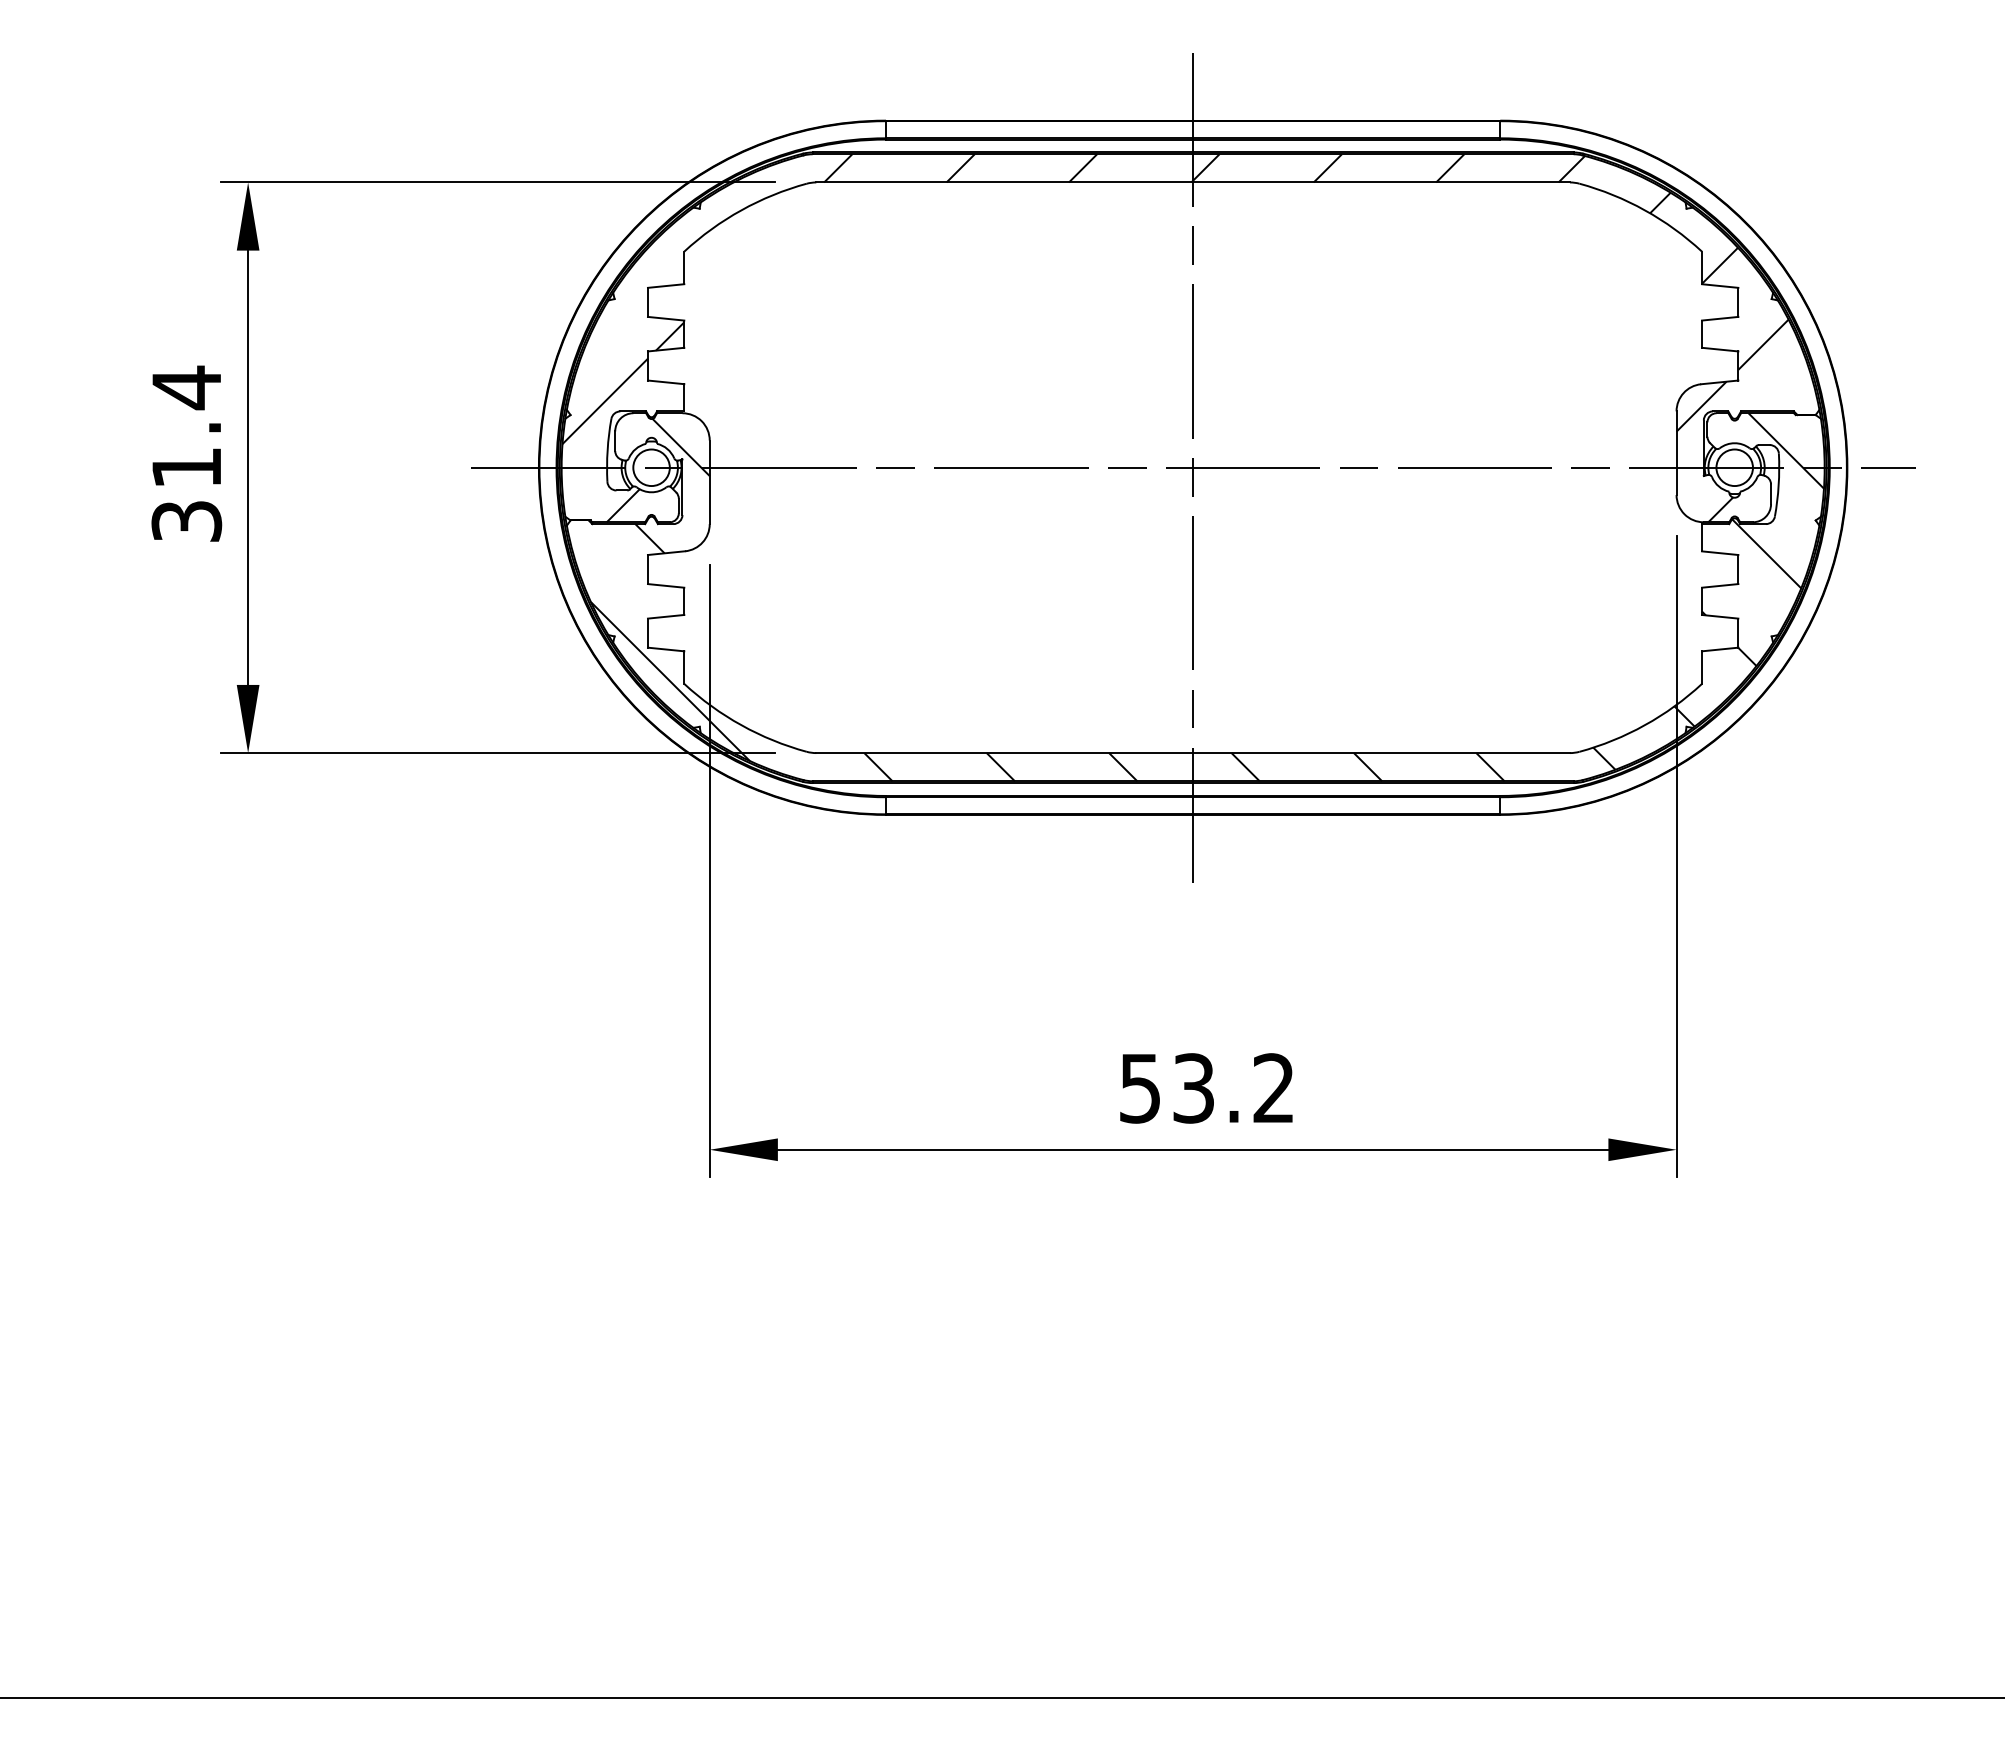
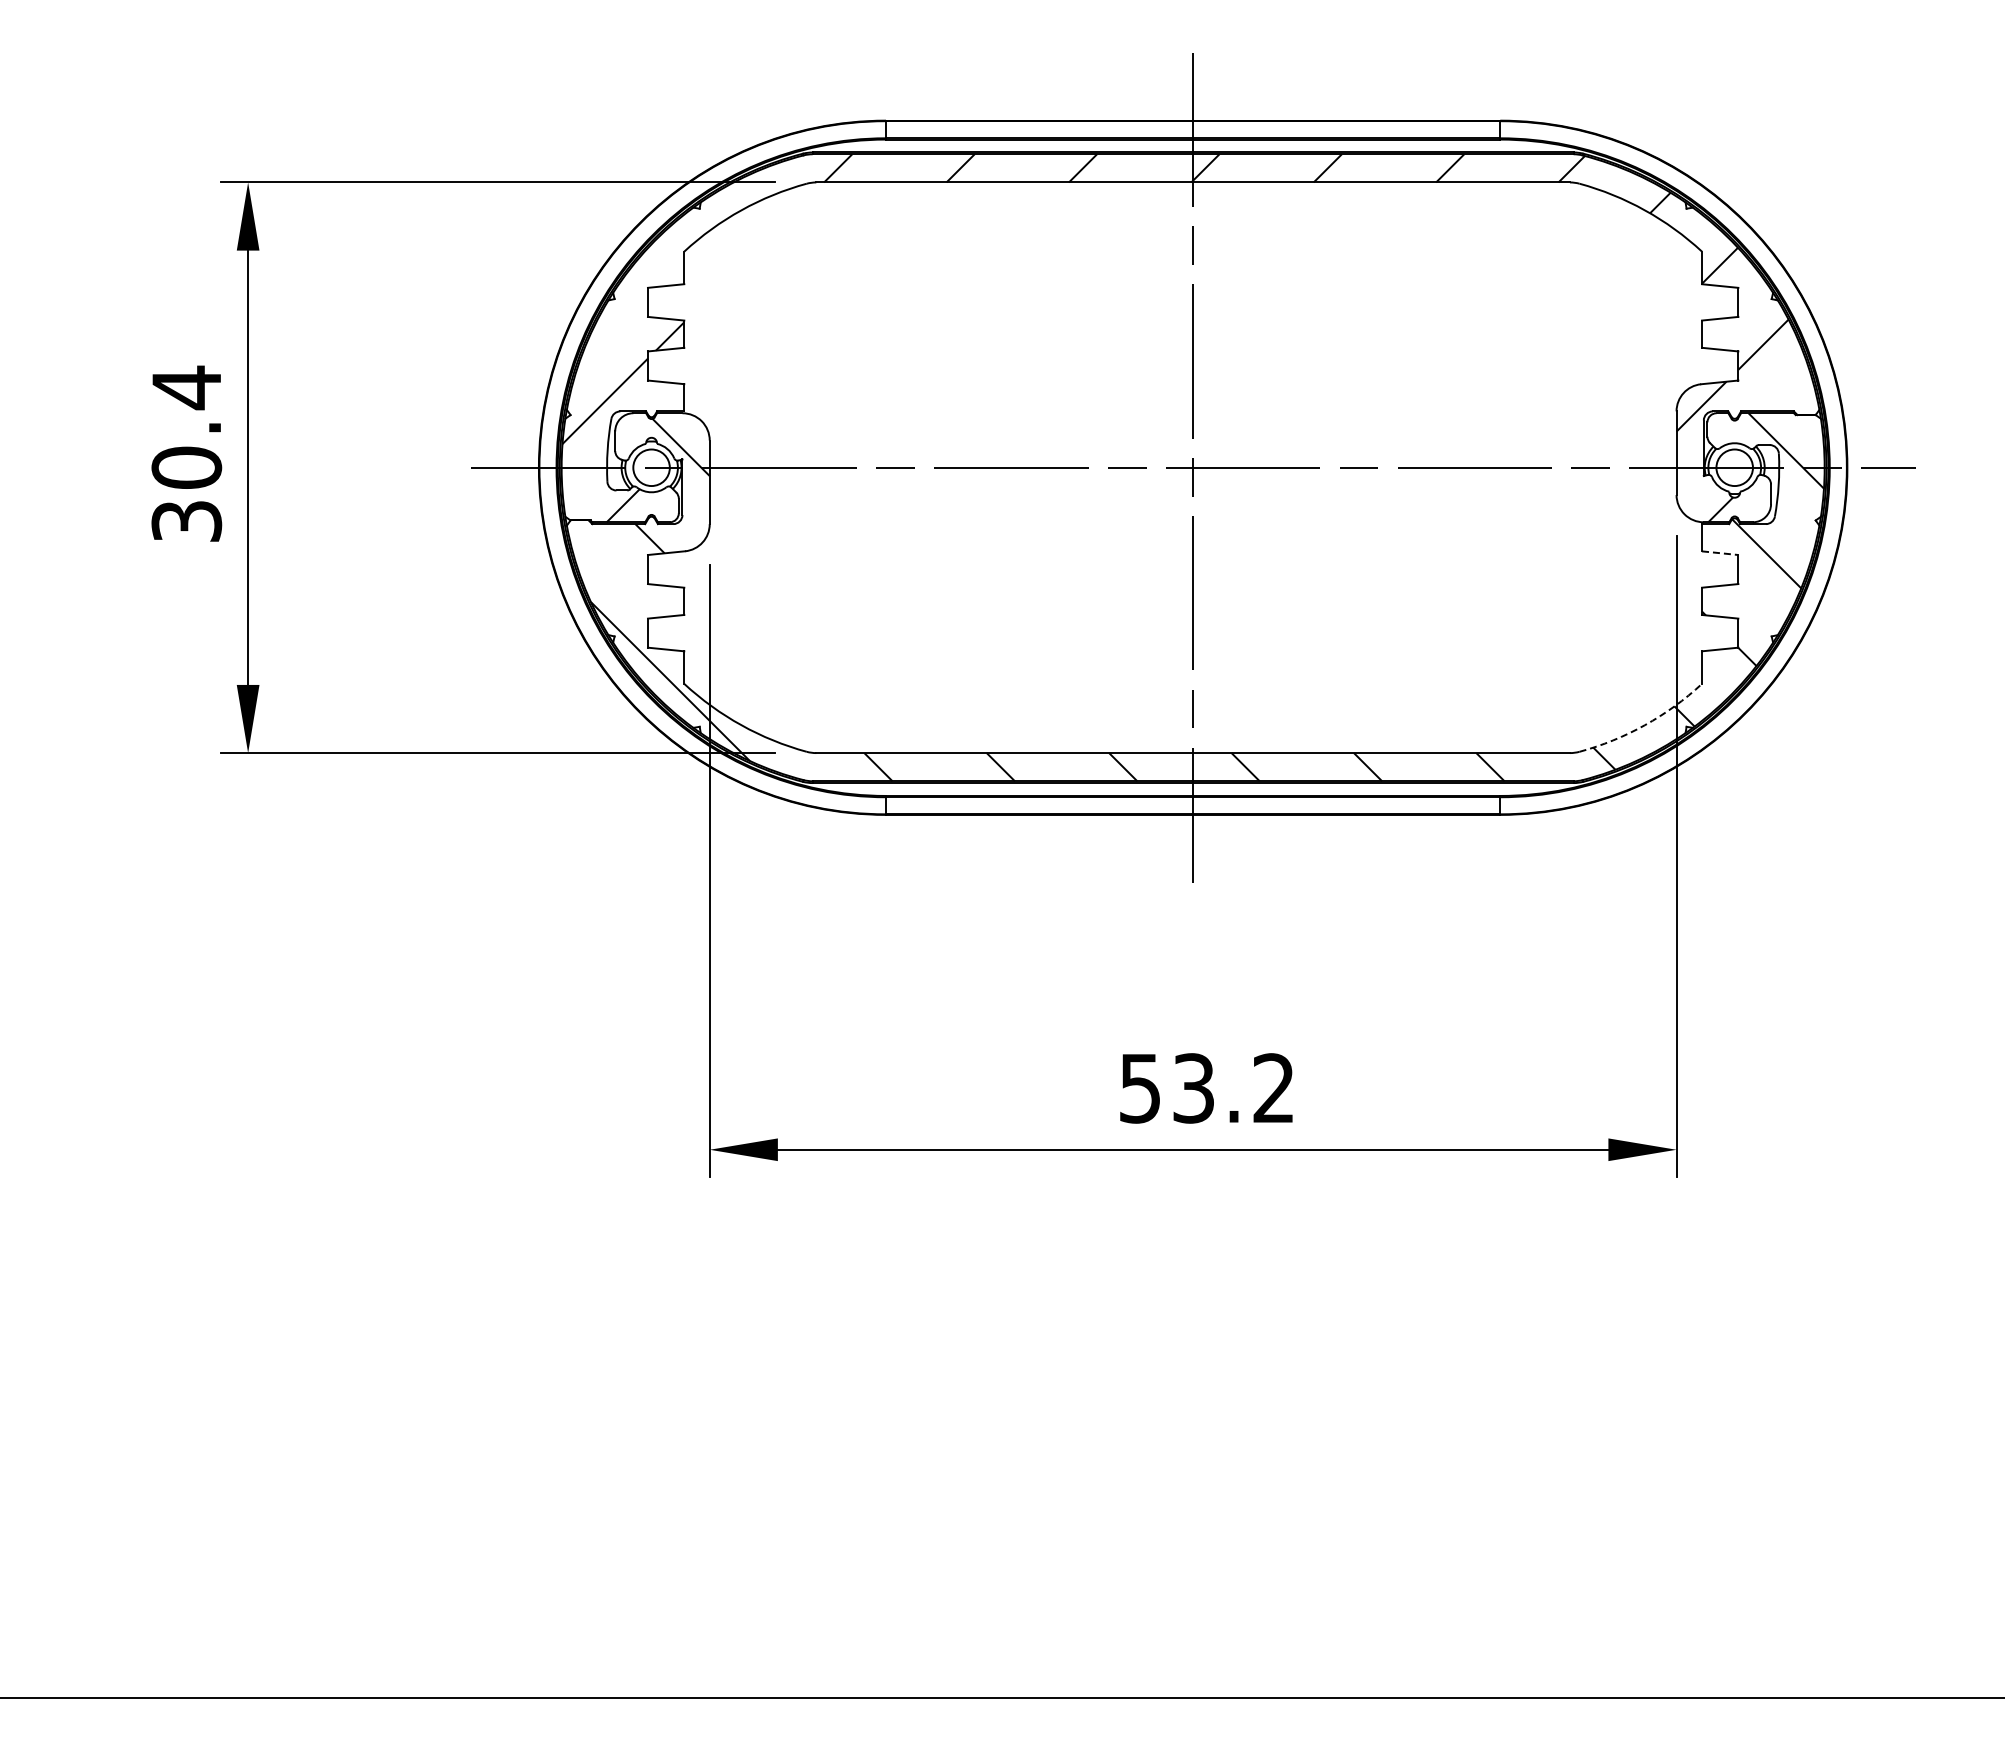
text: 31.4 -> 30.4 (186, 467)
line: solid -> dashed (1720, 553)
arc: solid -> dashed (1644, 725)
